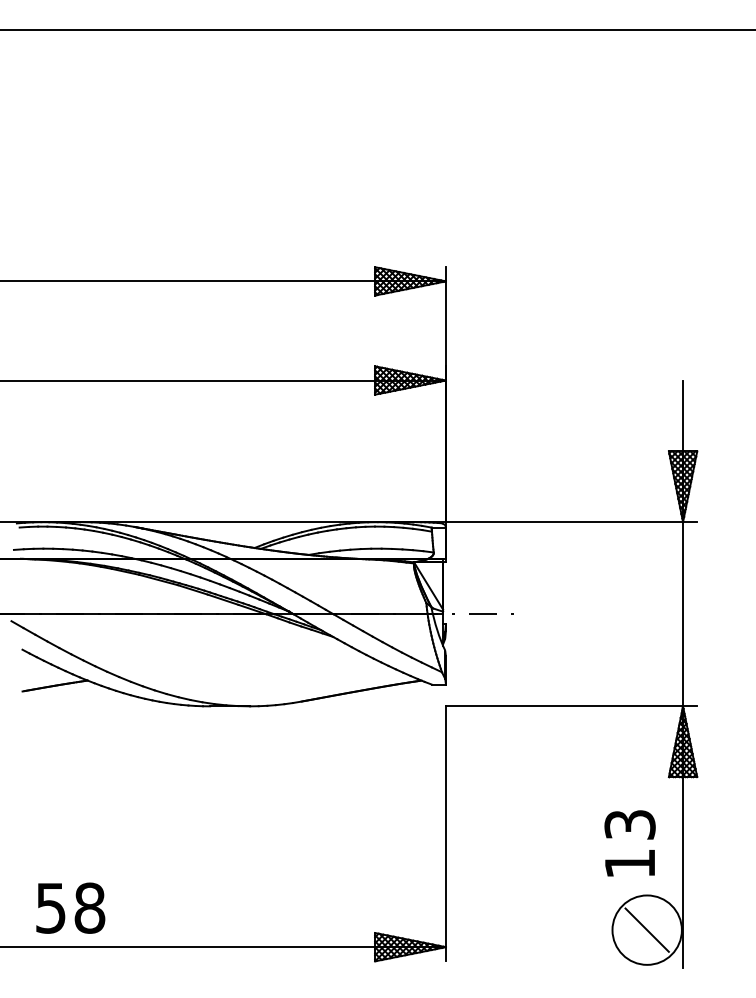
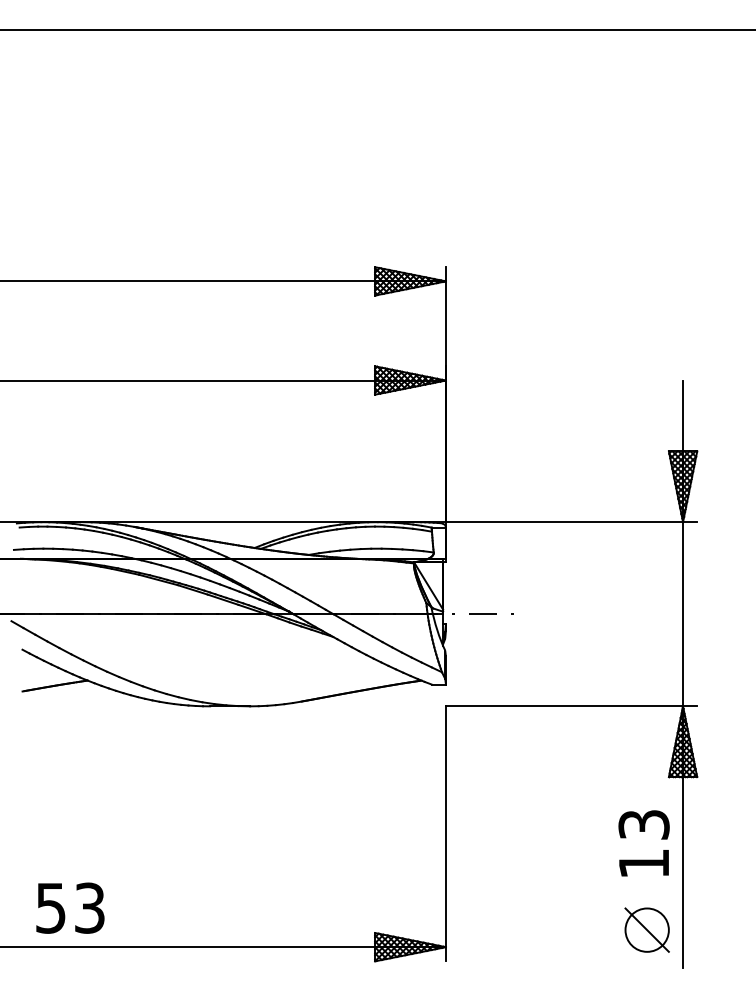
text position: (629, 843) -> (643, 843) (643, 843)
text: 58 -> 53 (89, 907)
circle diameter: 69 px -> 43 px (646, 929)
